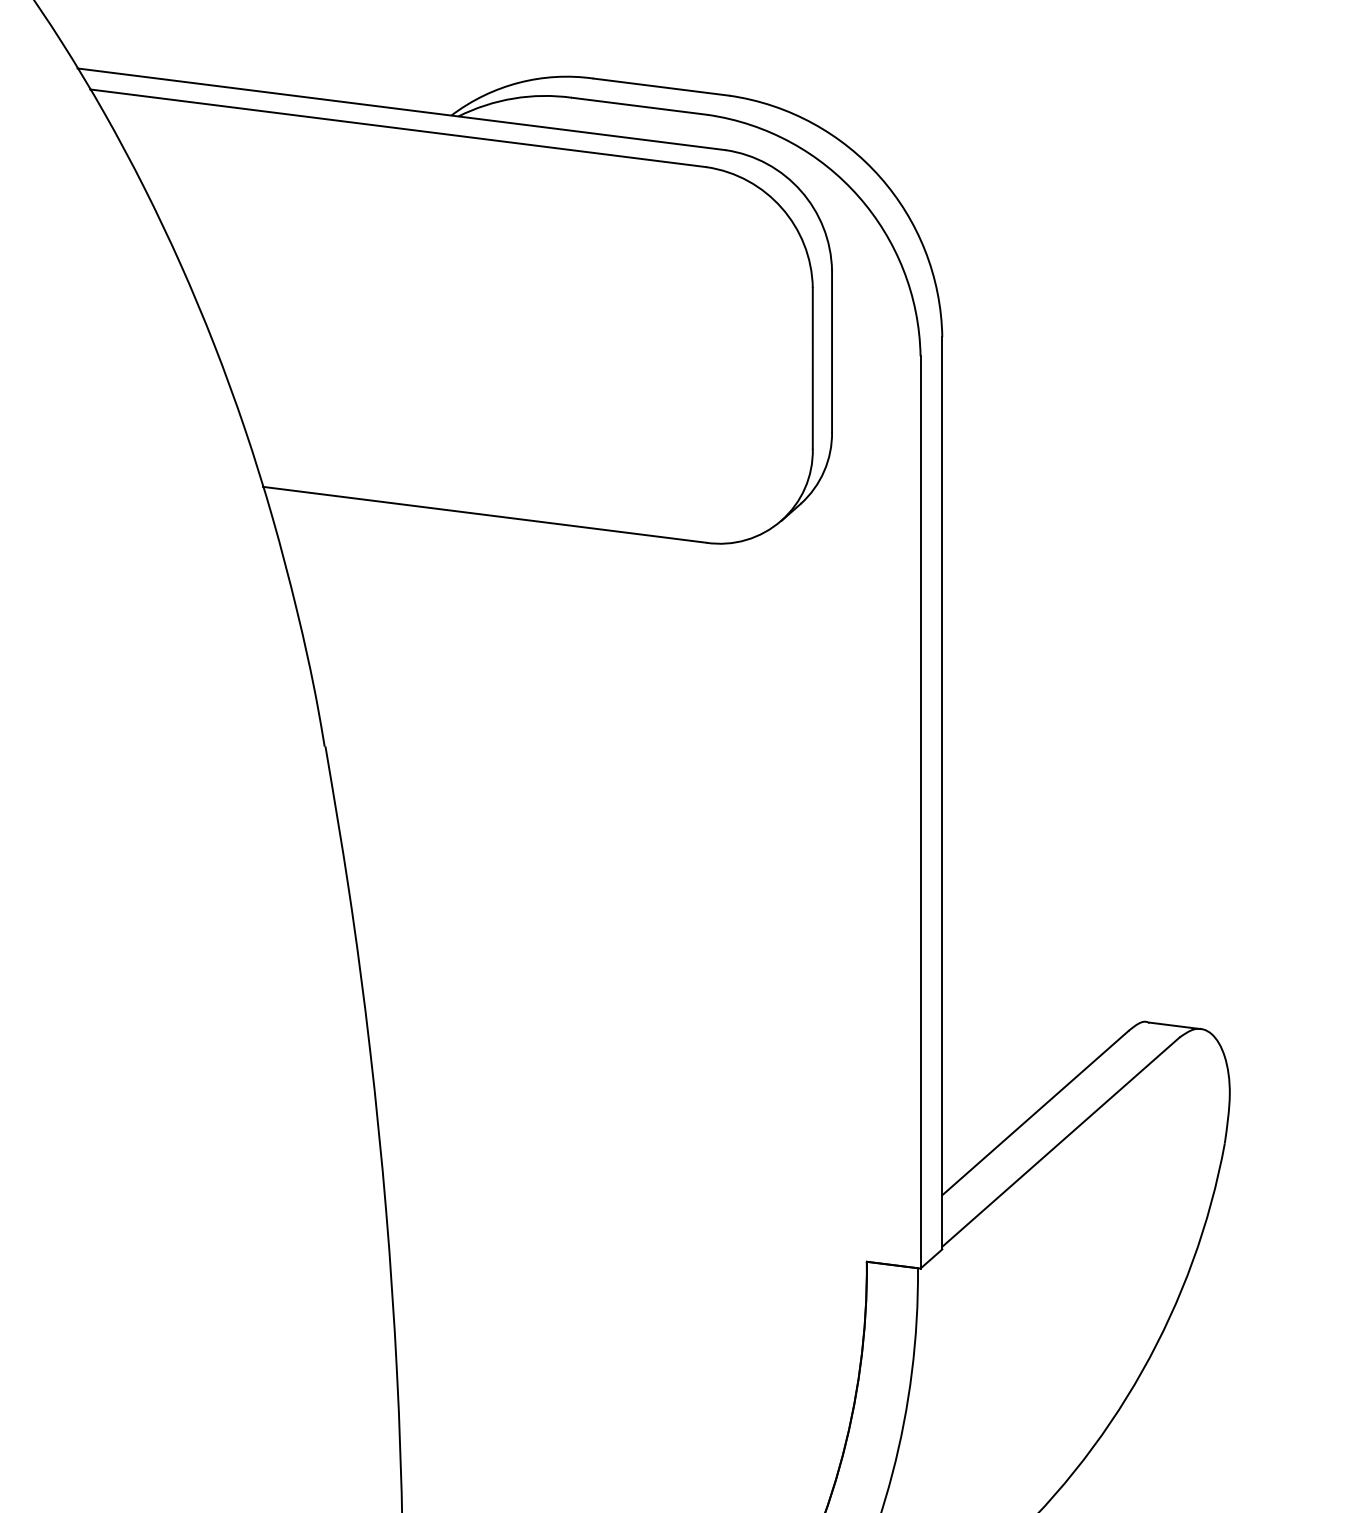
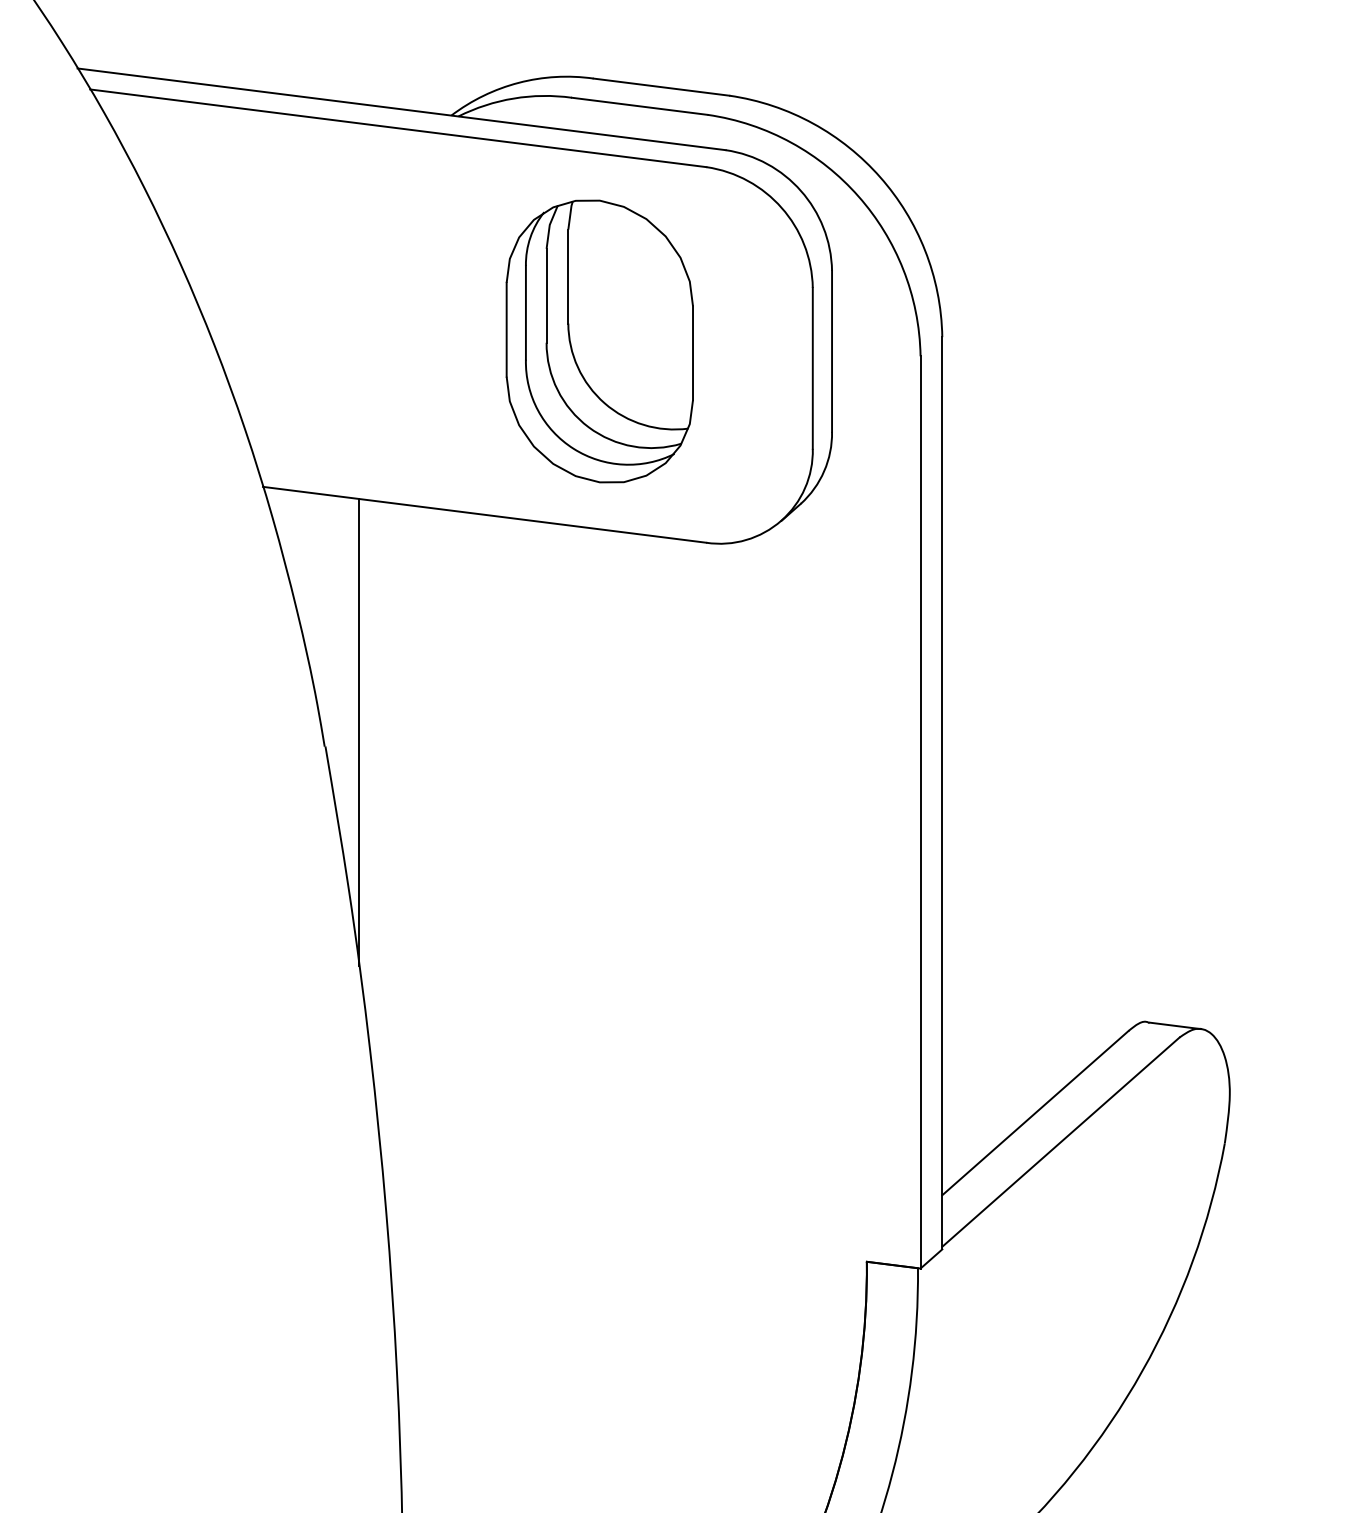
part: none -> present (599, 341)
line: none -> present (358, 731)
